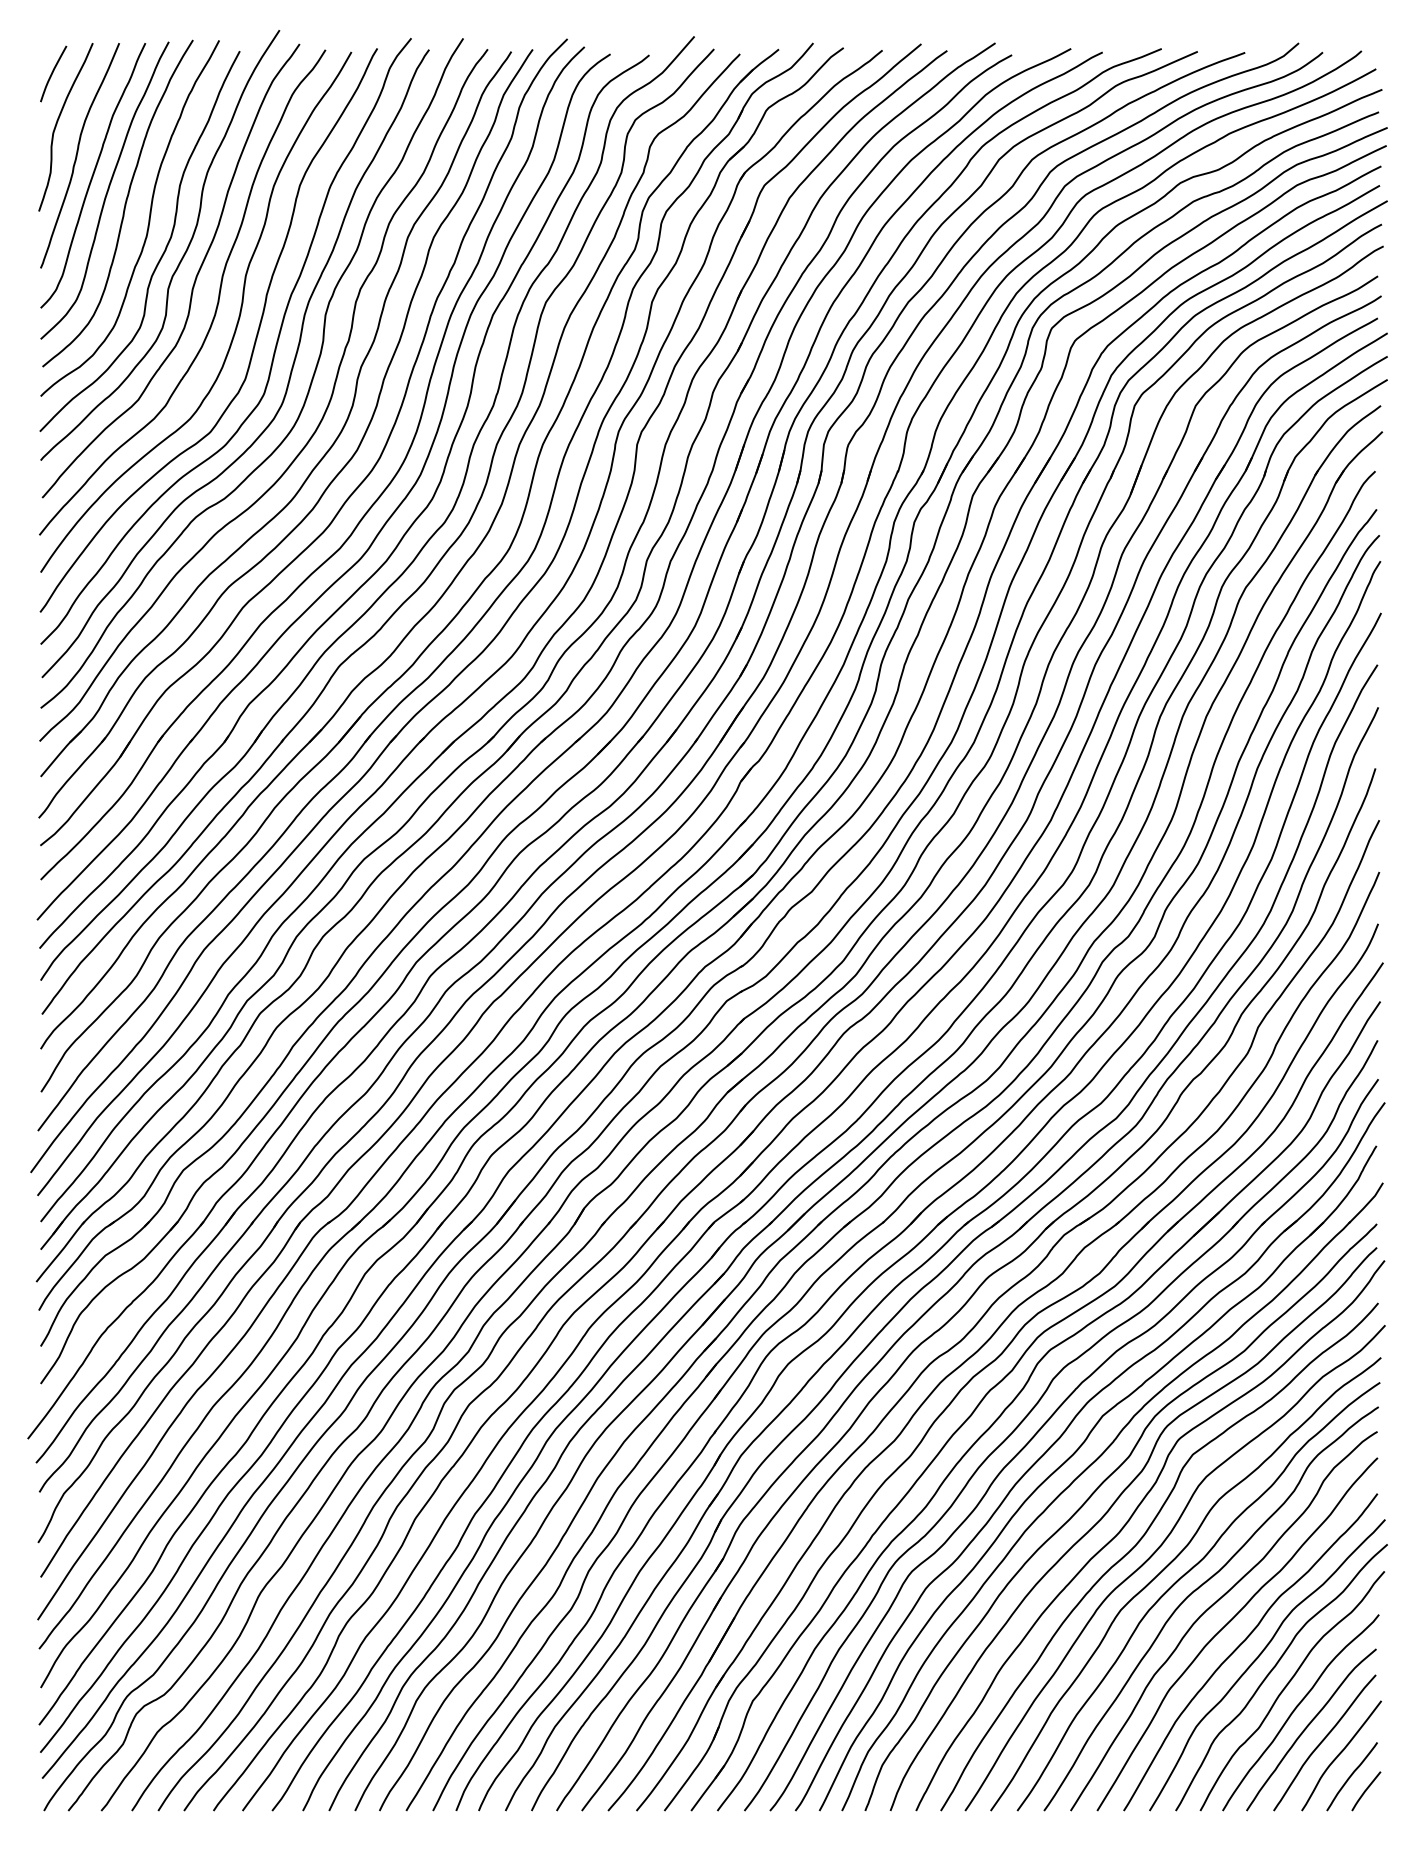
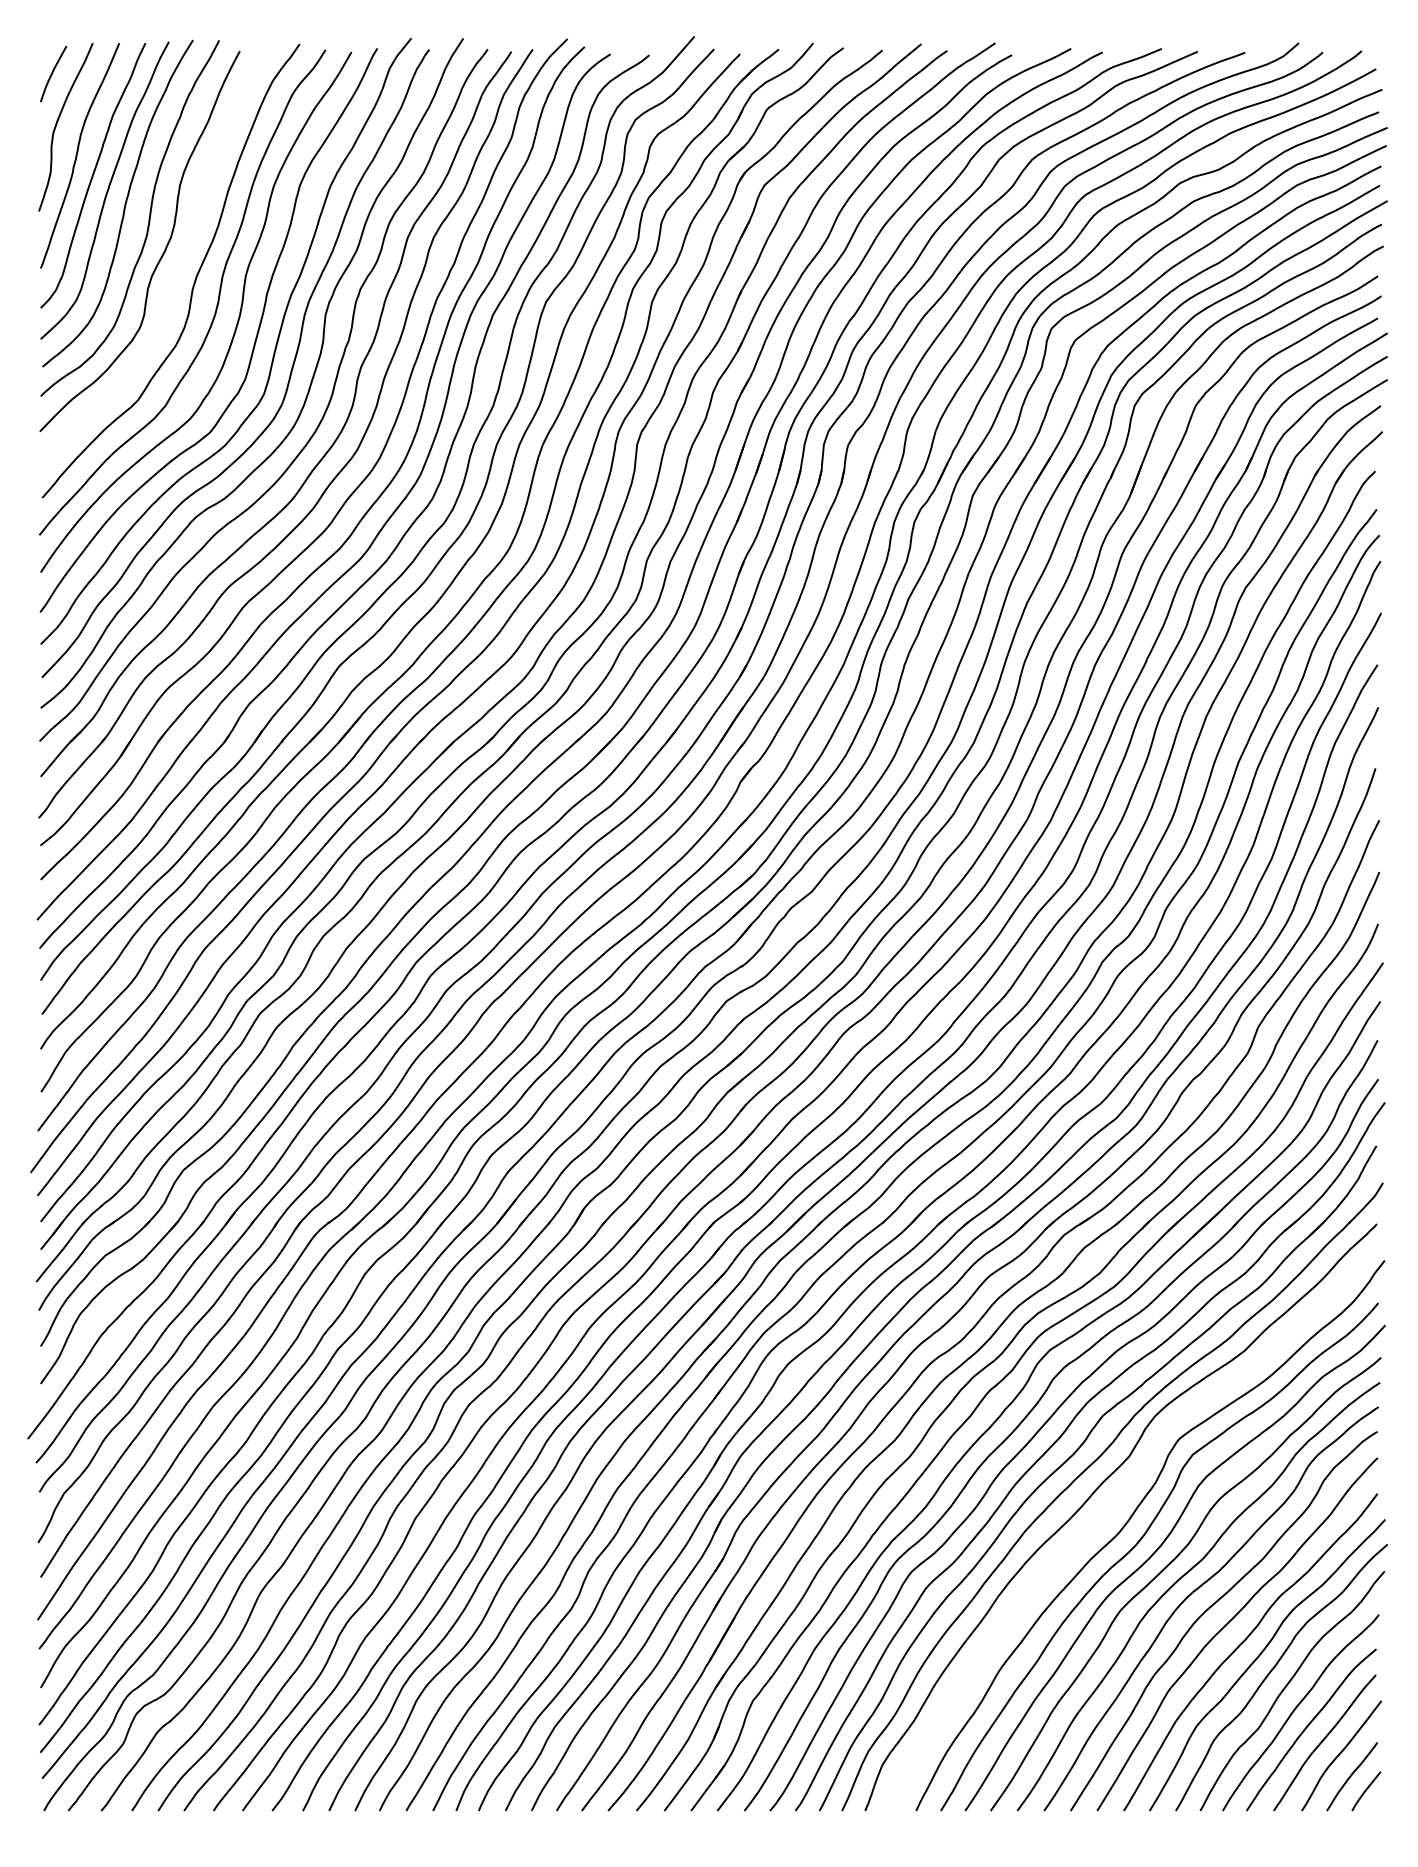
curve: present -> none (181, 257)
curve: present -> none (1108, 1512)
